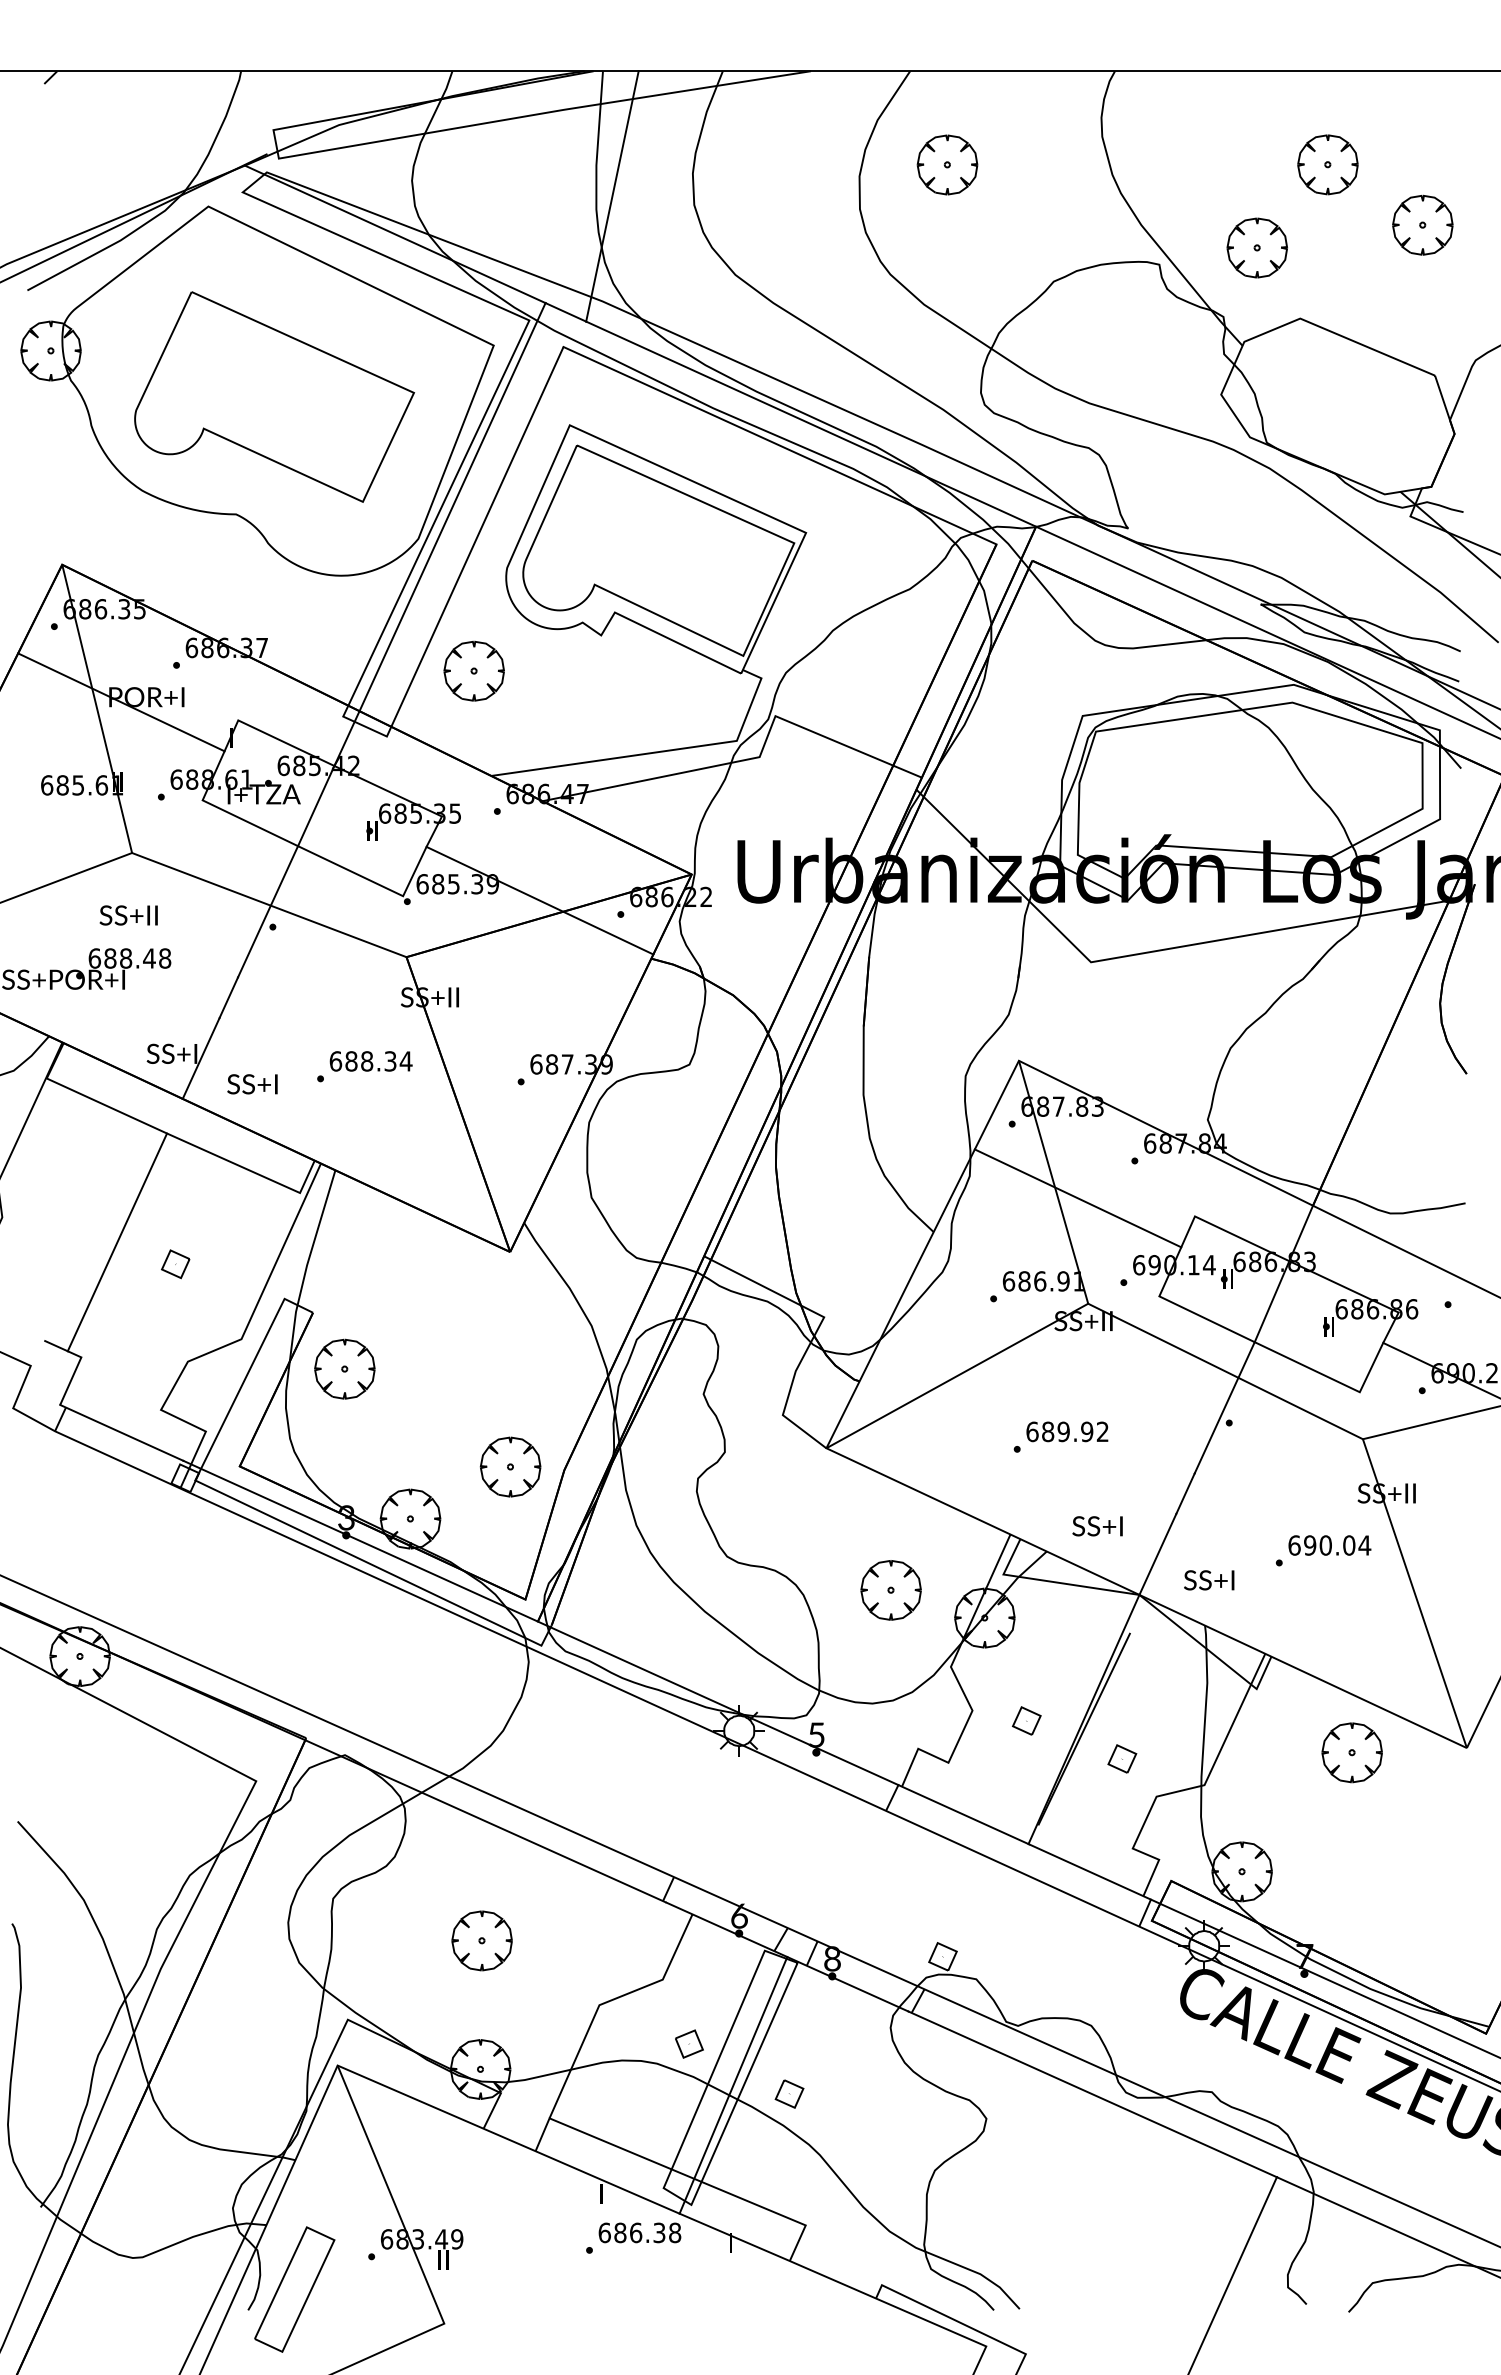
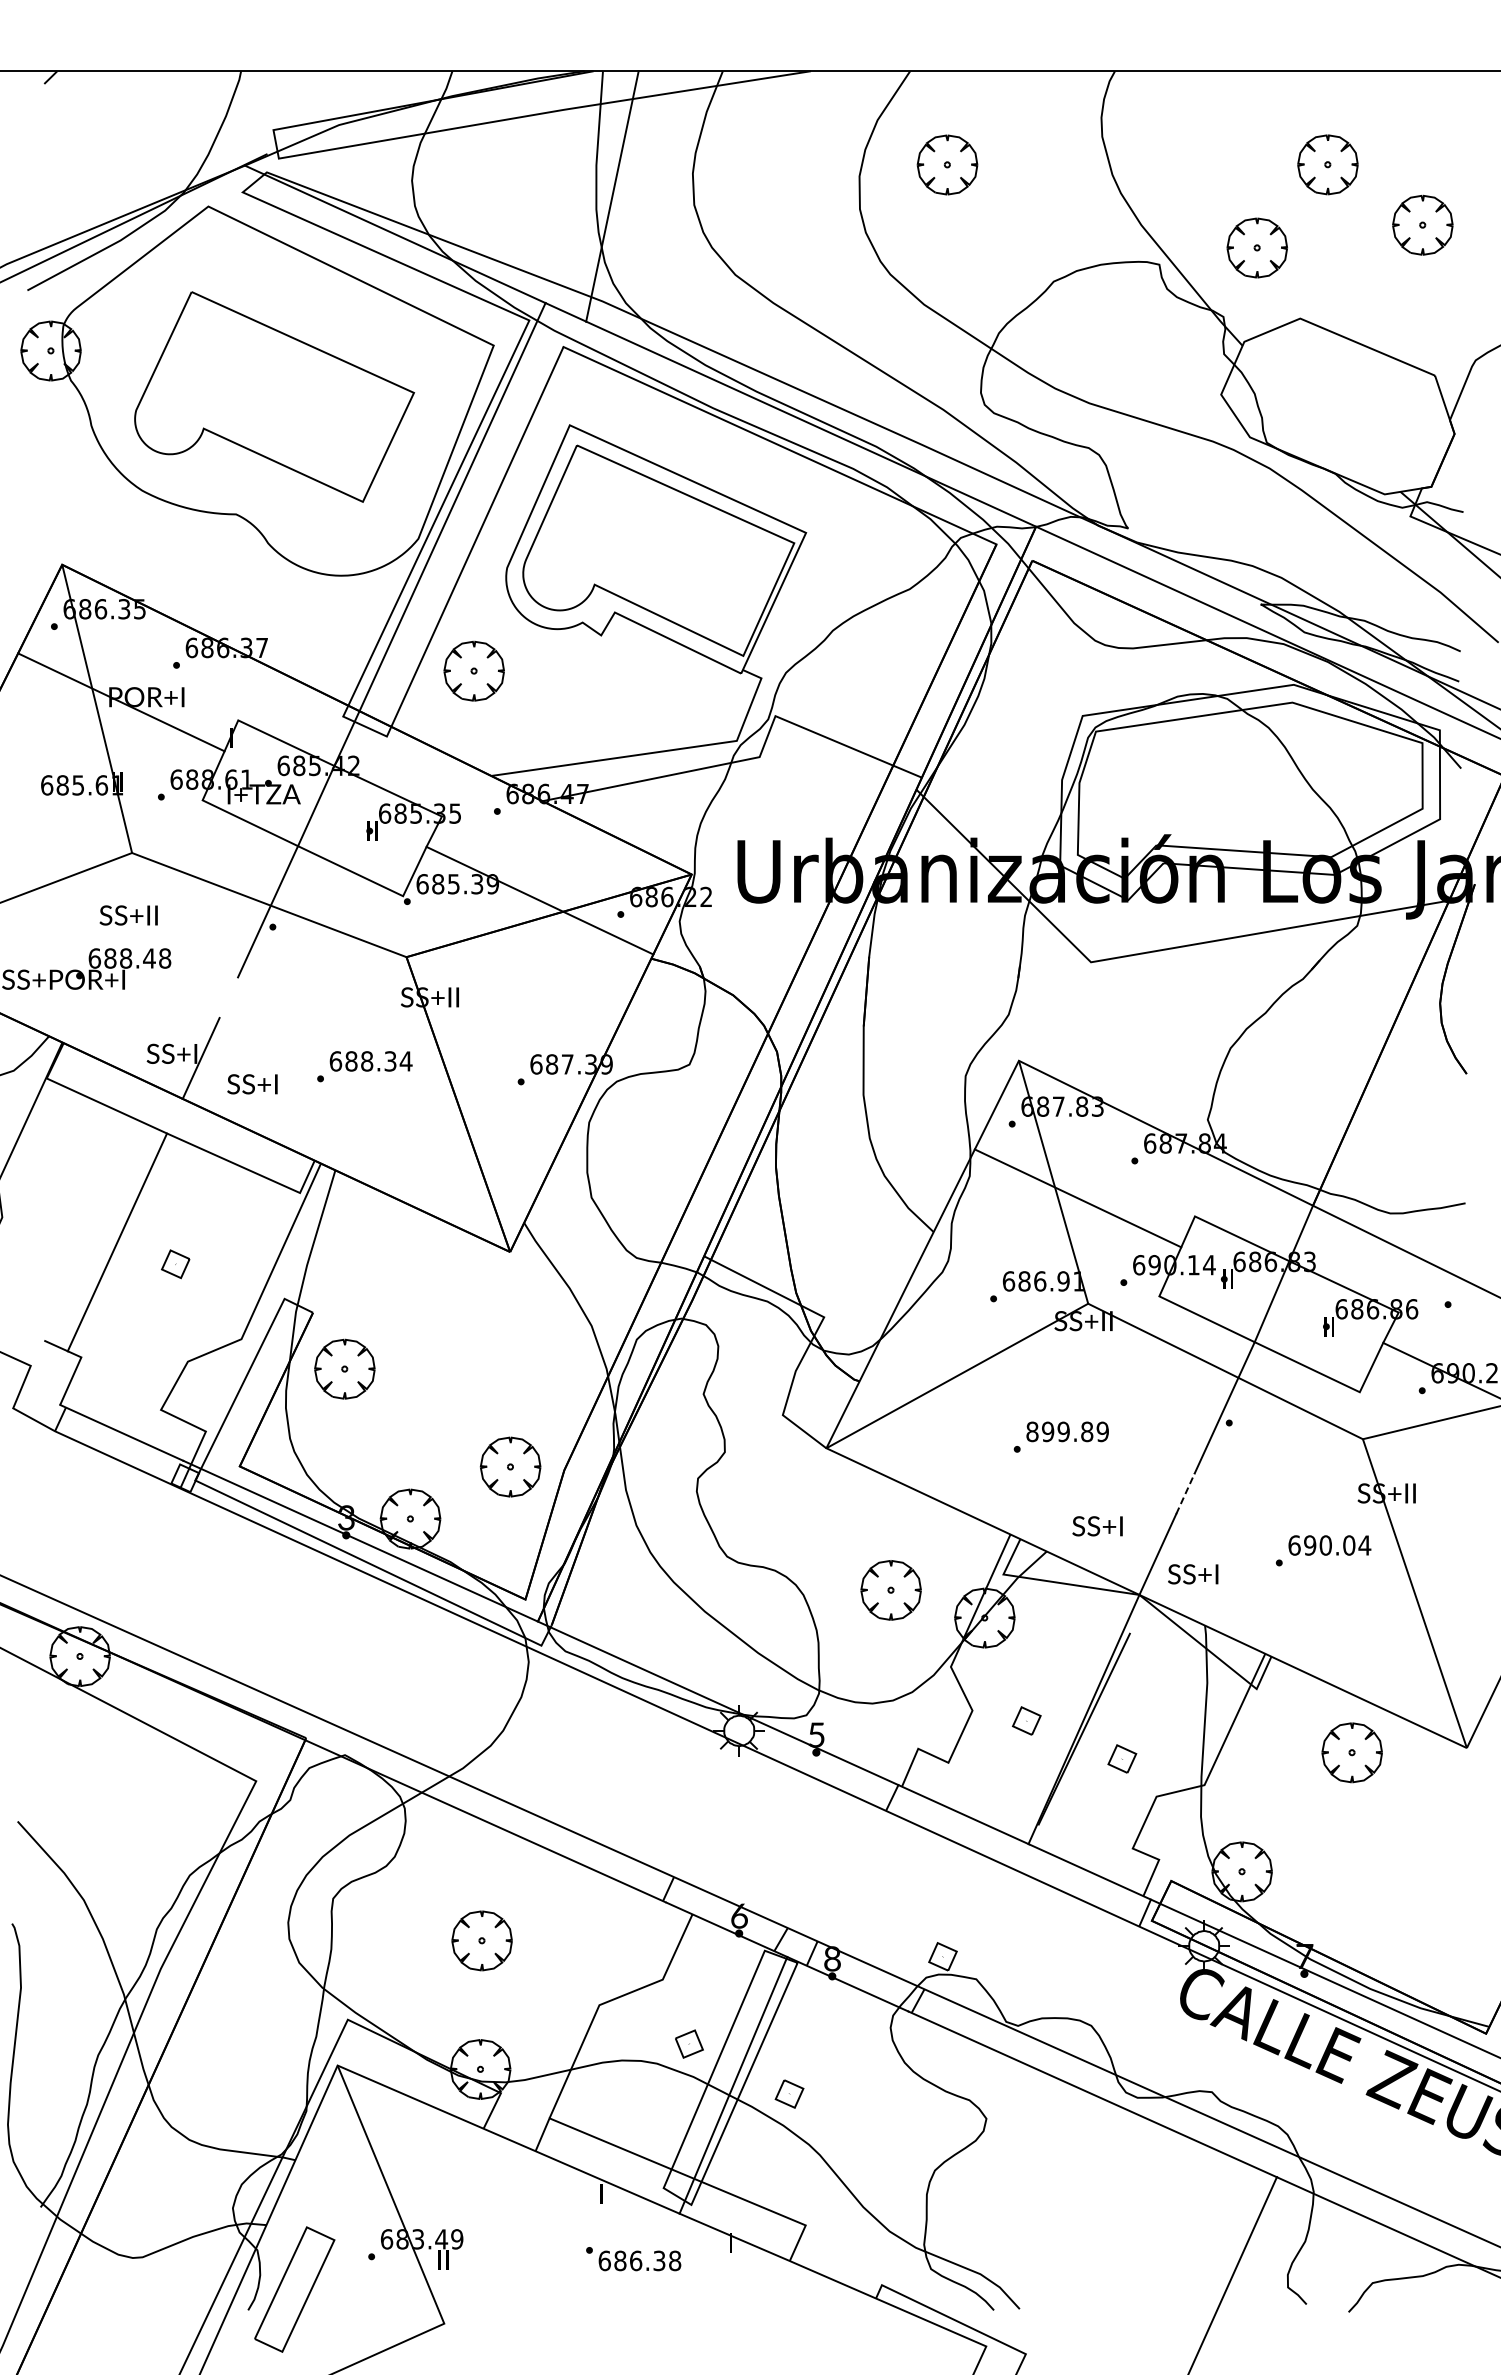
line: present -> none (228, 997)
text: 689.92 -> 899.89 (1067, 1431)
line: solid -> dashed (1185, 1493)
text position: (1209, 1580) -> (1193, 1574) (1193, 1574)
text position: (639, 2232) -> (639, 2260) (639, 2260)
